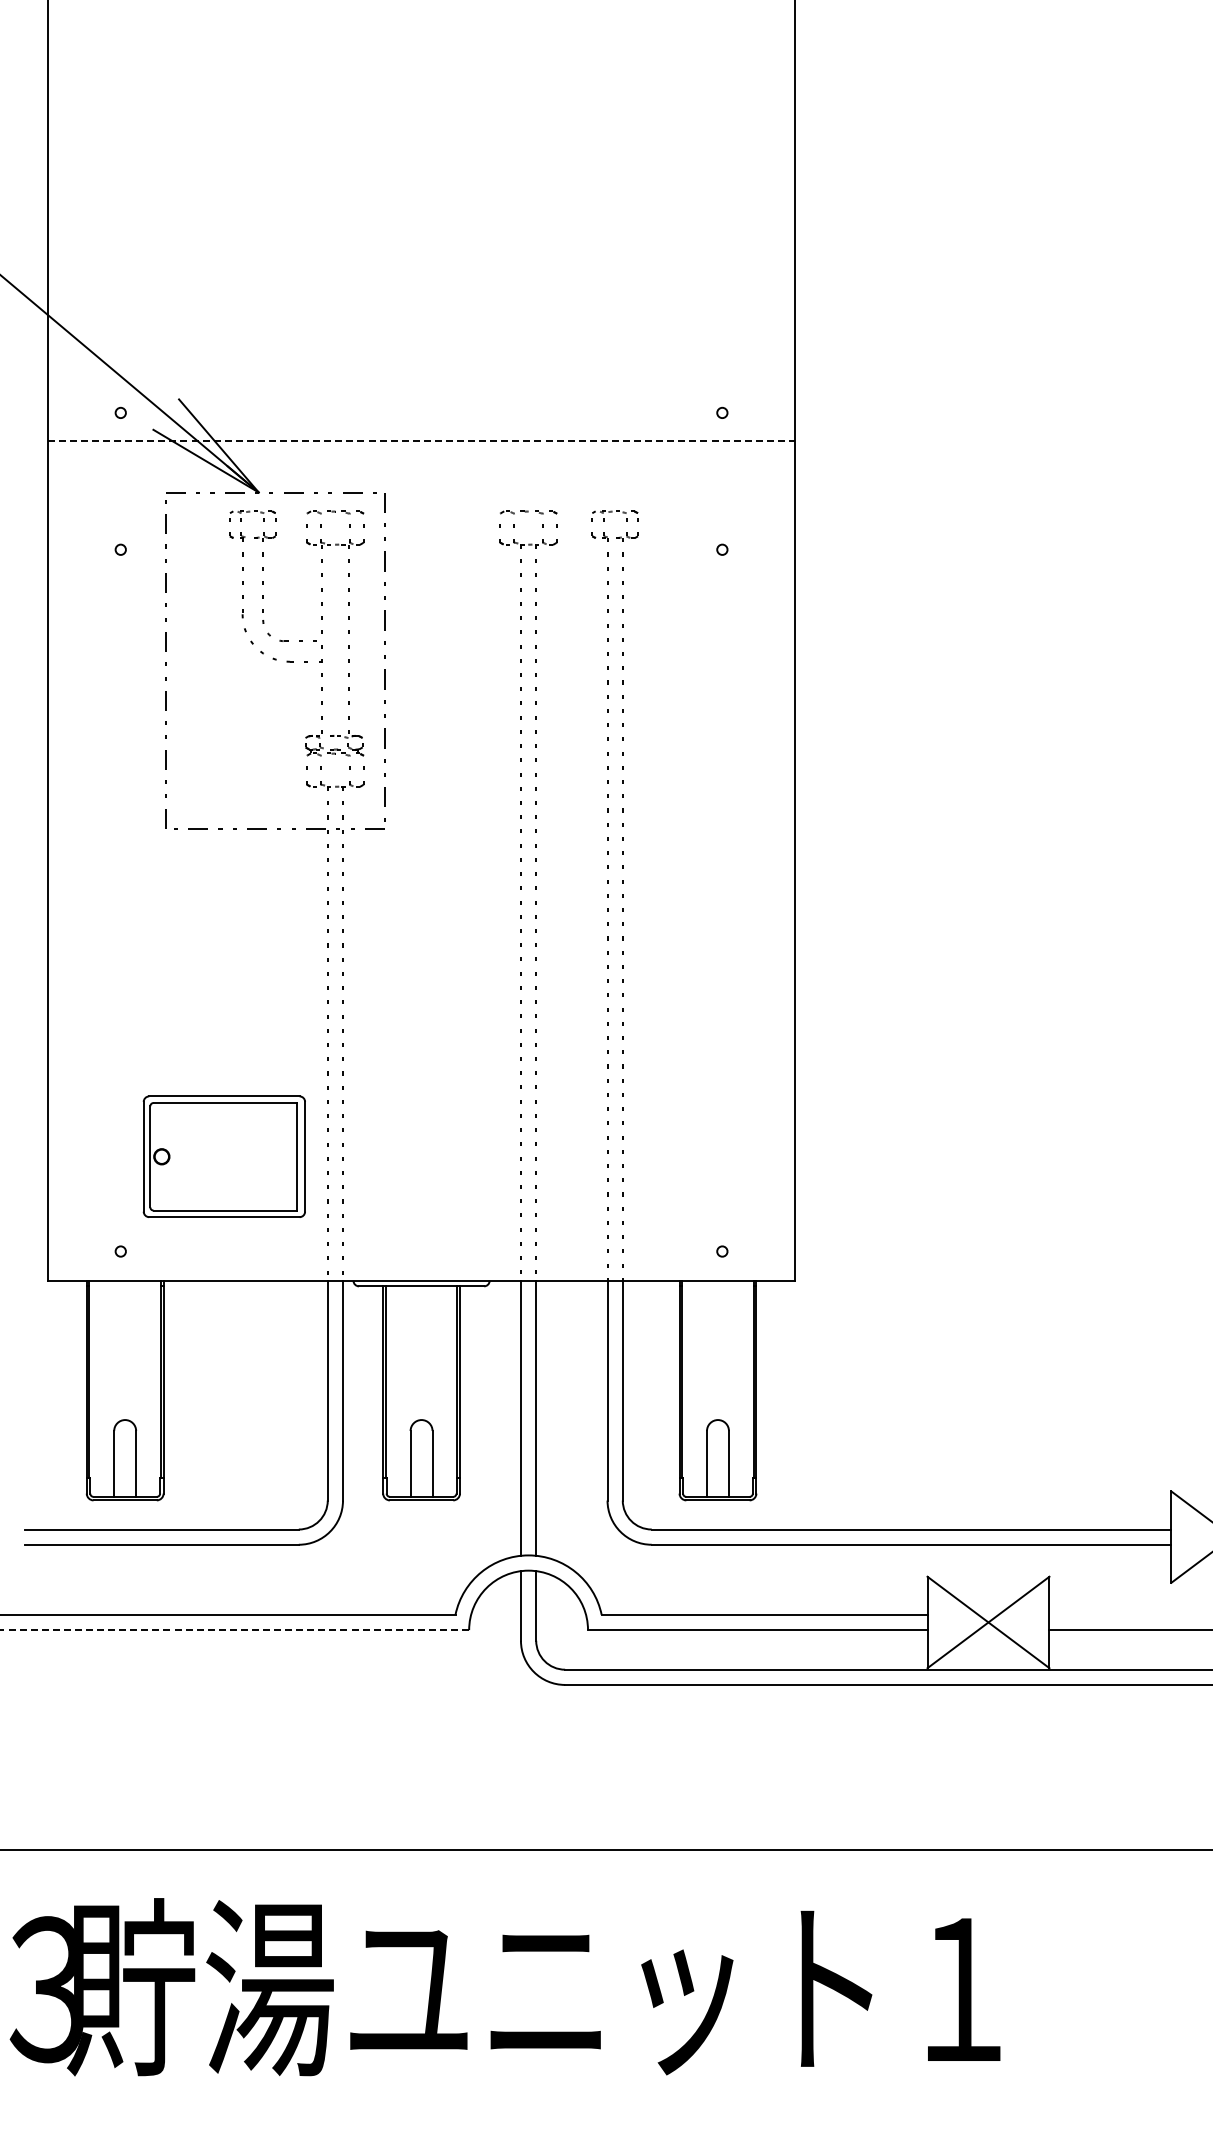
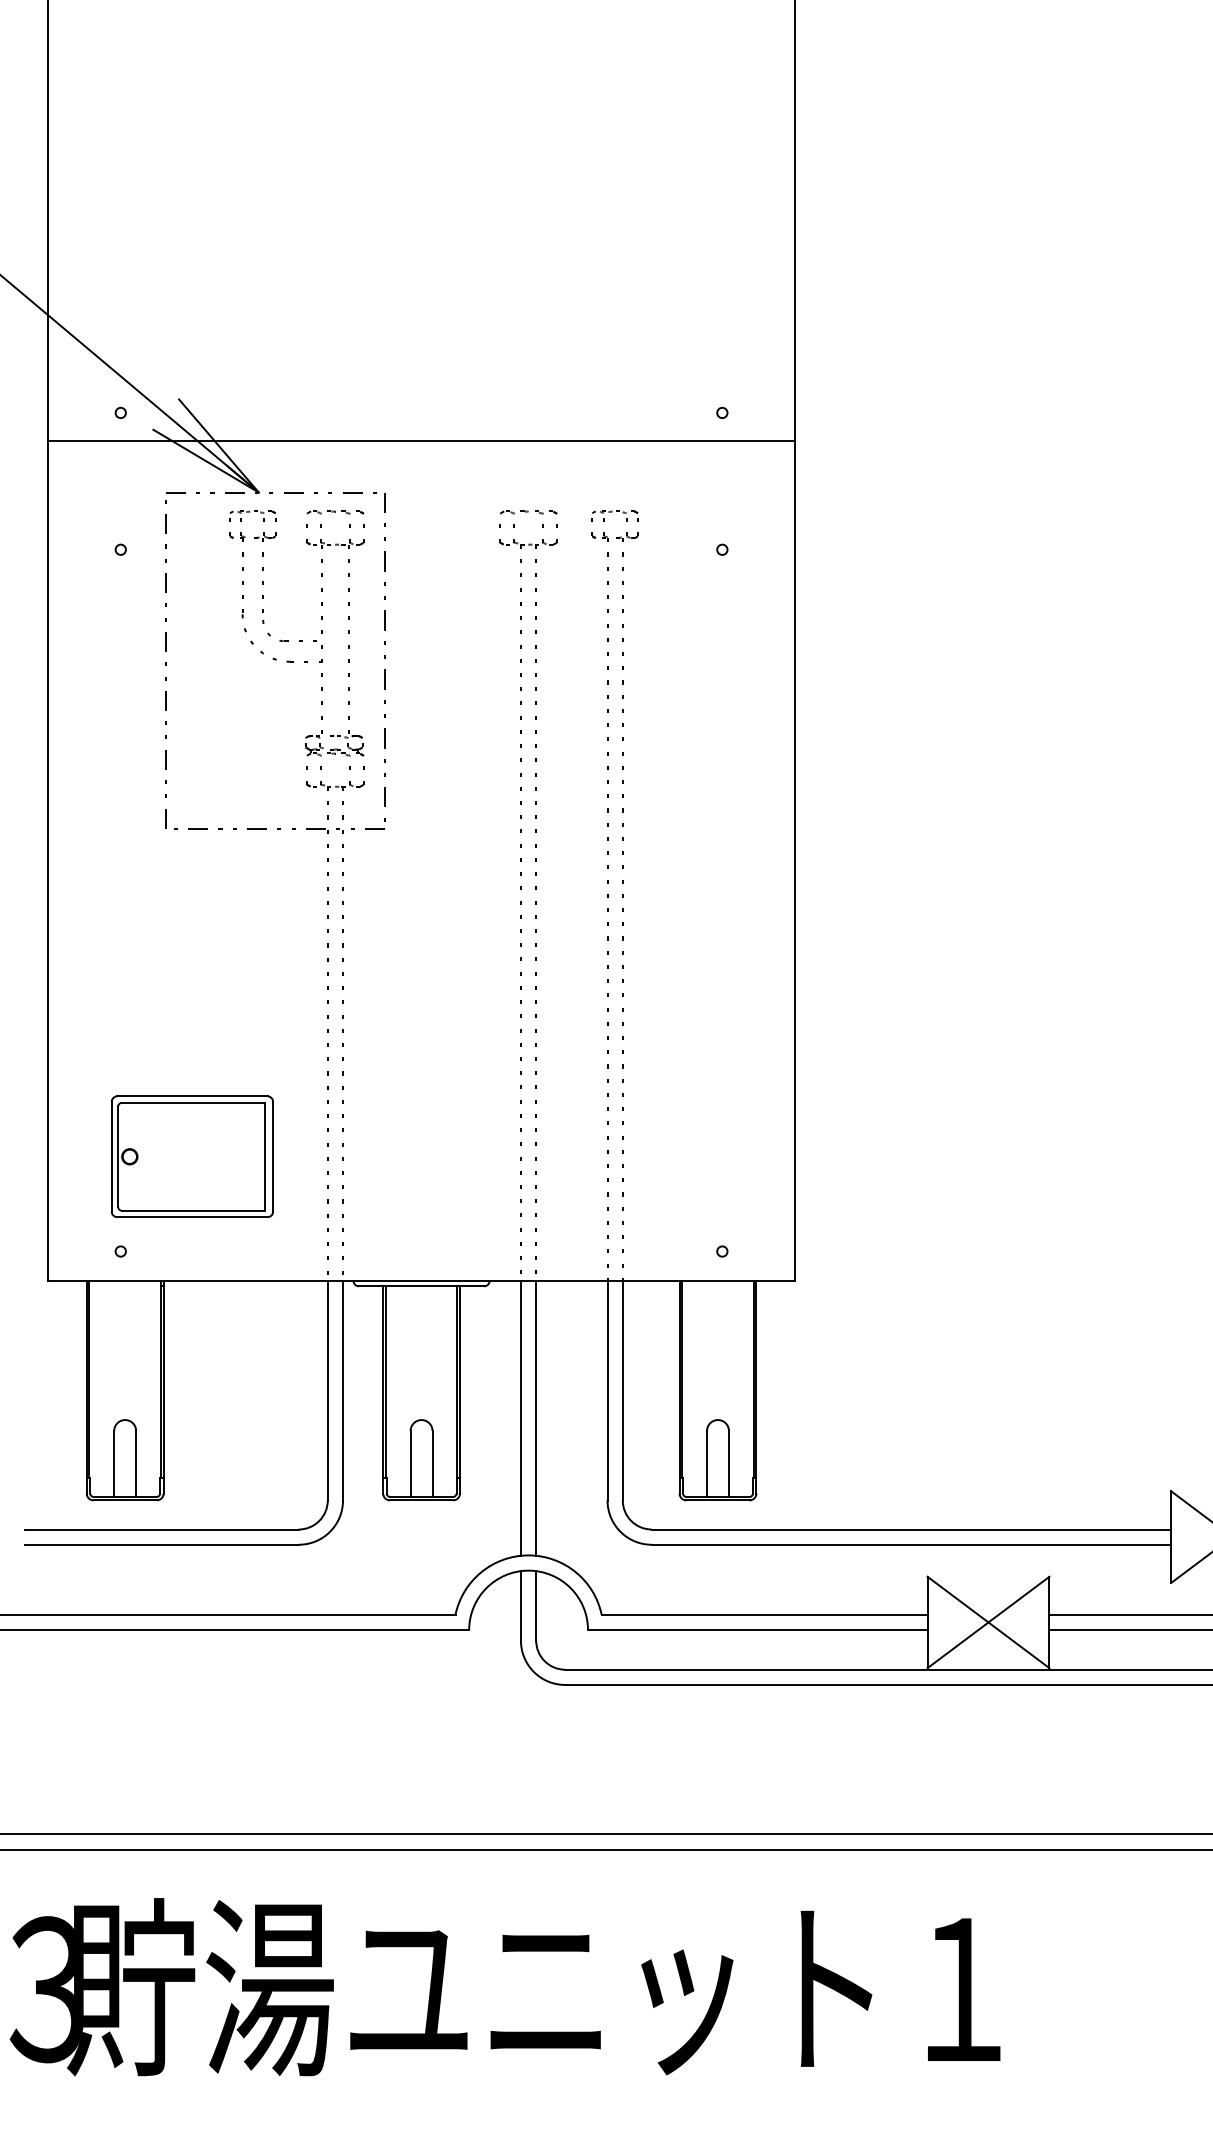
line: dashed -> solid (421, 441)
part position: (223, 1156) -> (191, 1156) (191, 1156)
line: none -> present (1129, 1614)
line: dashed -> solid (234, 1630)
line: none -> present (605, 1834)
